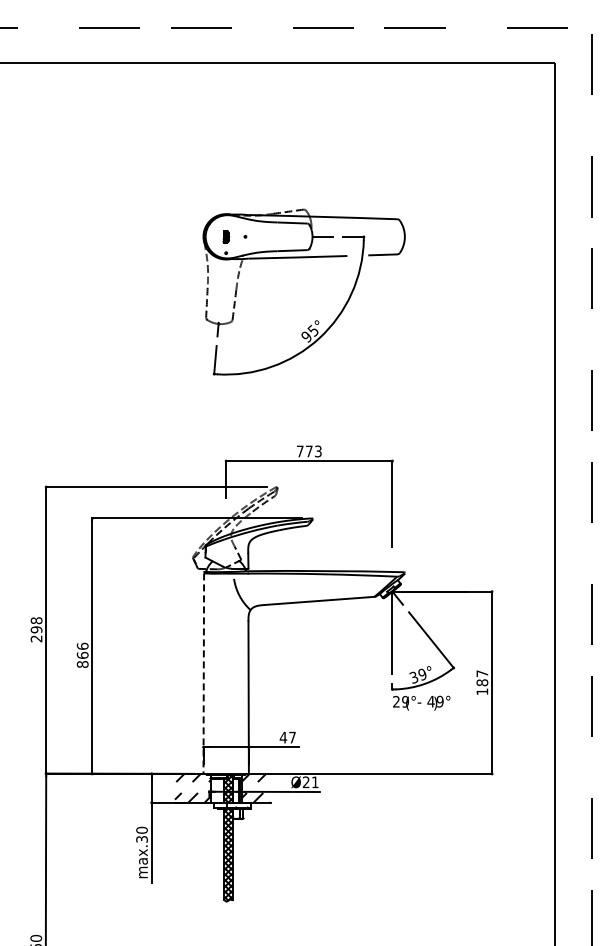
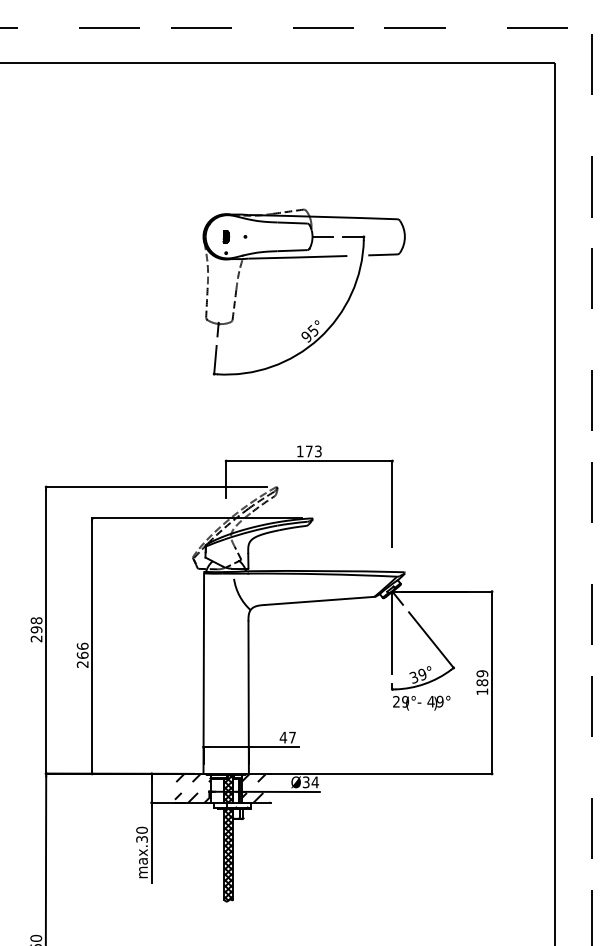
text: 773 -> 173 (300, 451)
text: 866 -> 266 (82, 664)
text: 187 -> 189 (482, 673)
line: dashed -> solid (203, 674)
text: Ø21 -> Ø34 (310, 782)
